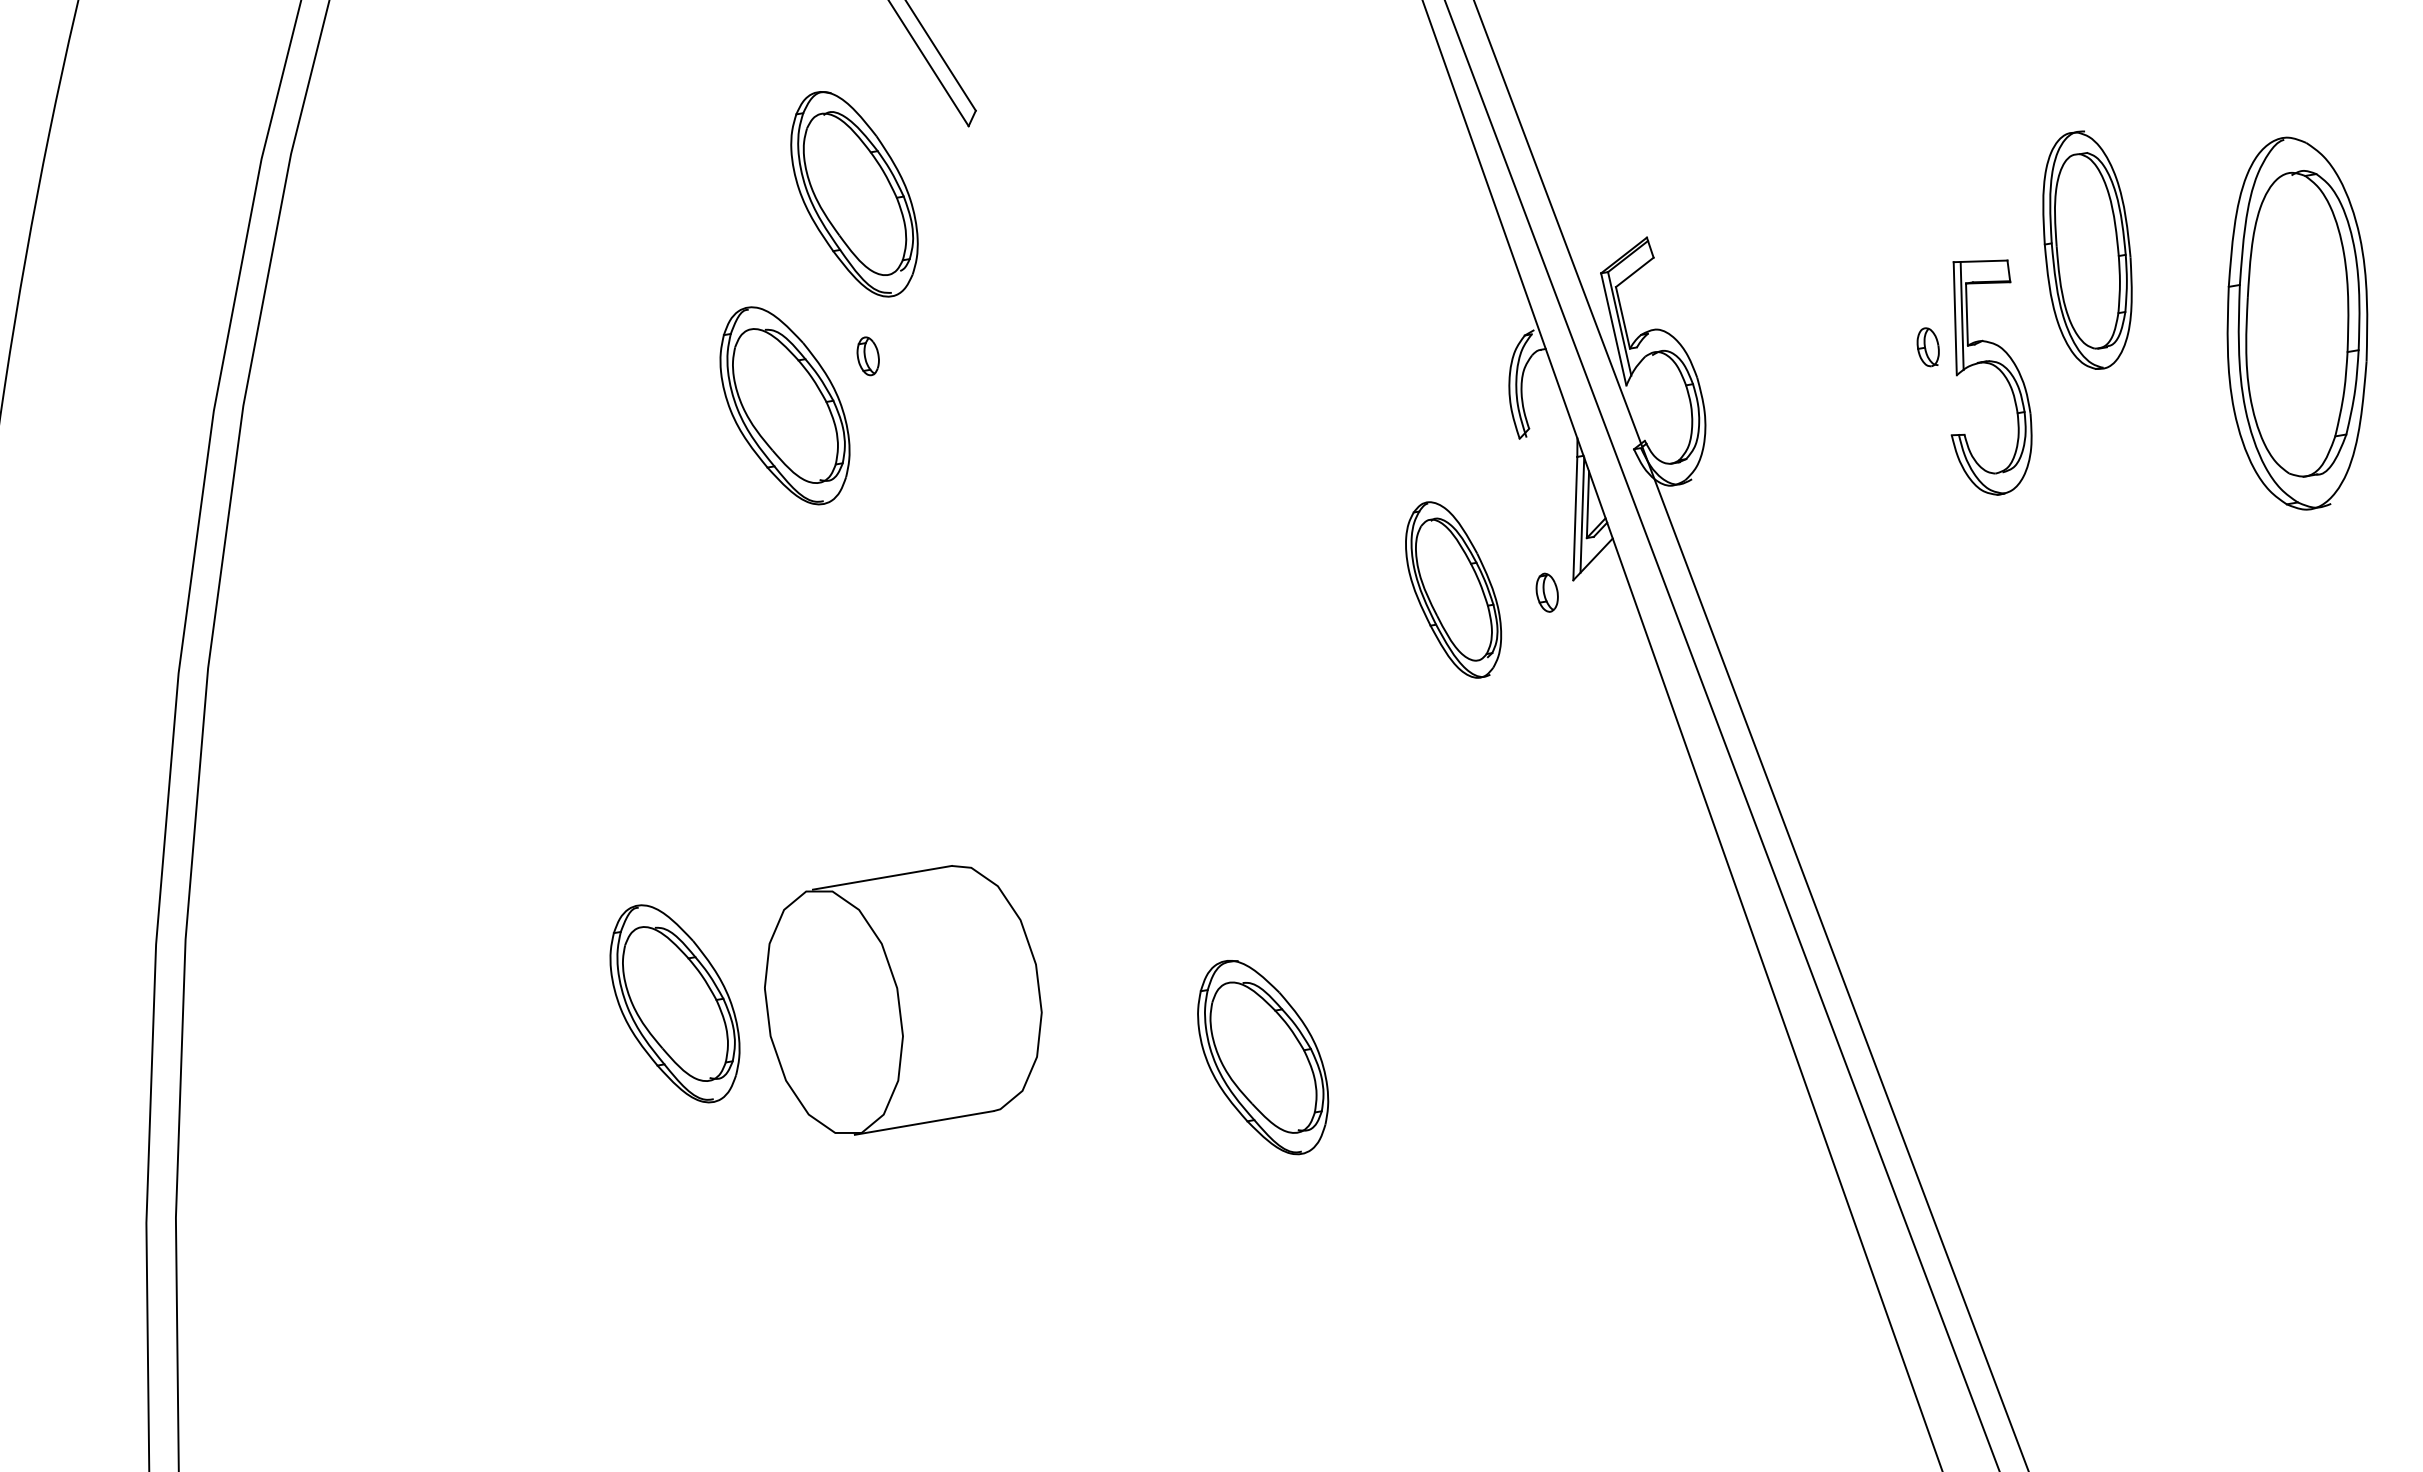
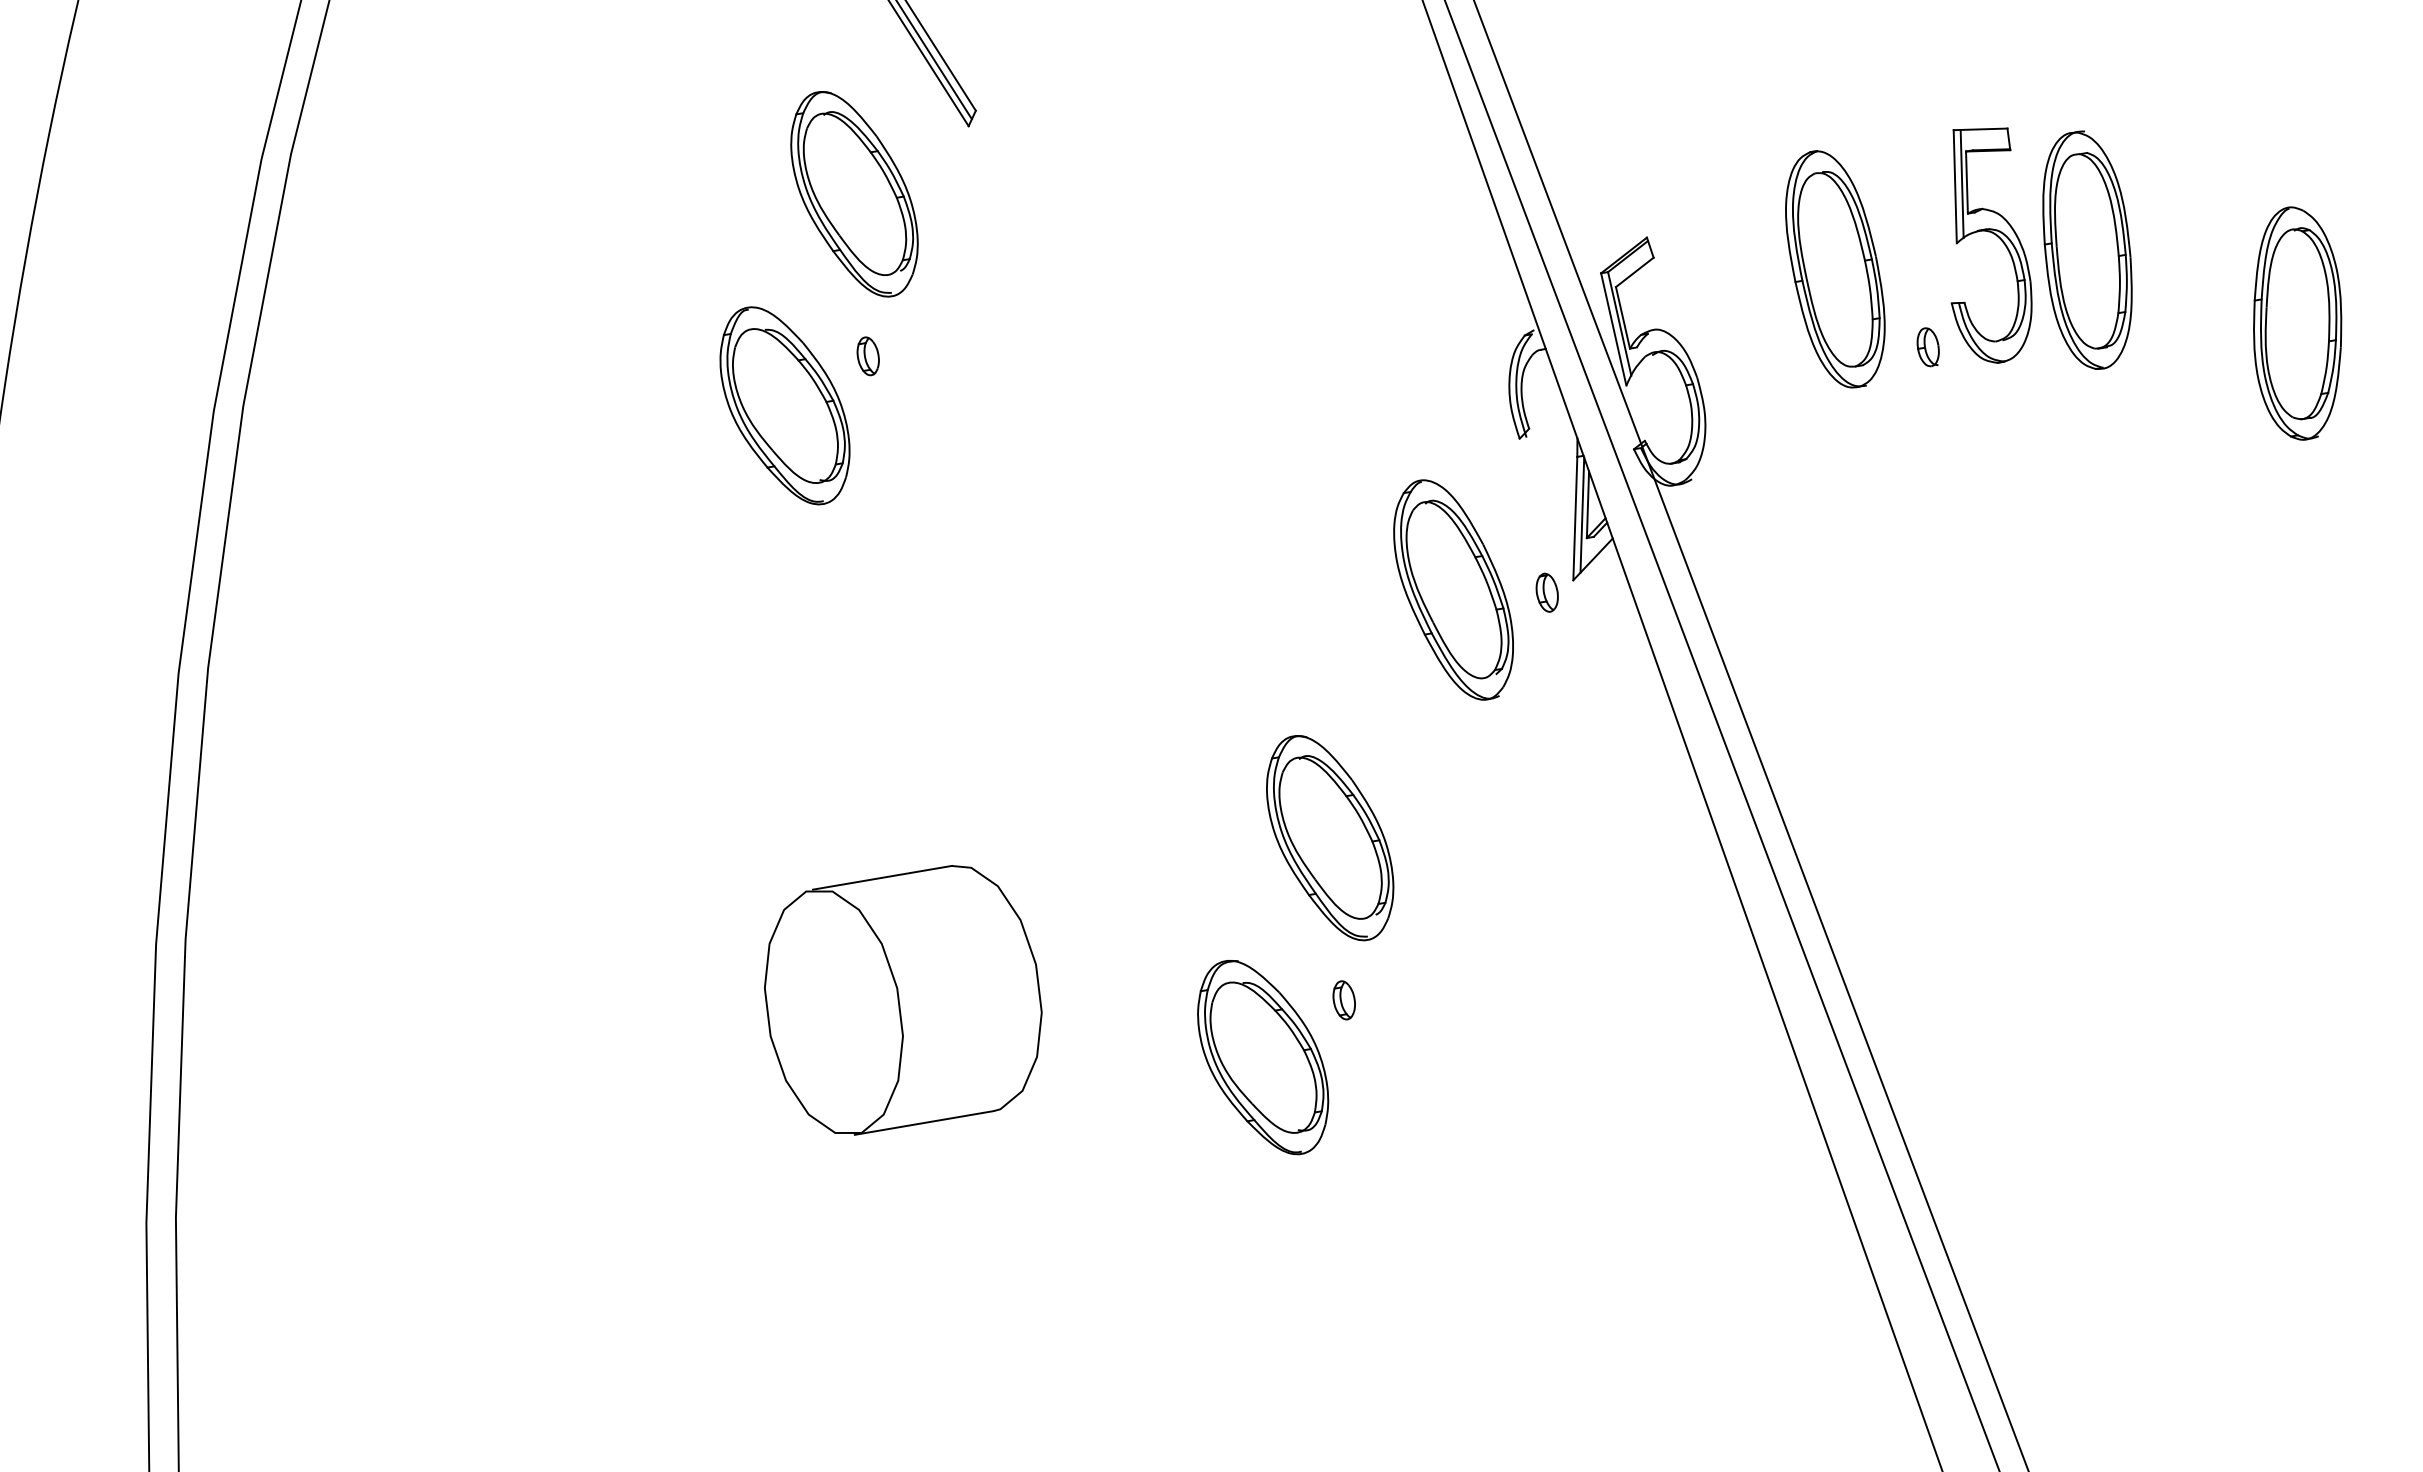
line: none -> present (934, 60)
part: none -> present (1835, 269)
part size: 143x375 px -> 90x235 px (2297, 323)
part position: (1997, 369) -> (1997, 237) (1997, 237)
part size: 98x178 px -> 121x222 px (1453, 589)
part: none -> present (1330, 838)
part: none -> present (1343, 1000)
part: present -> none (674, 1003)
